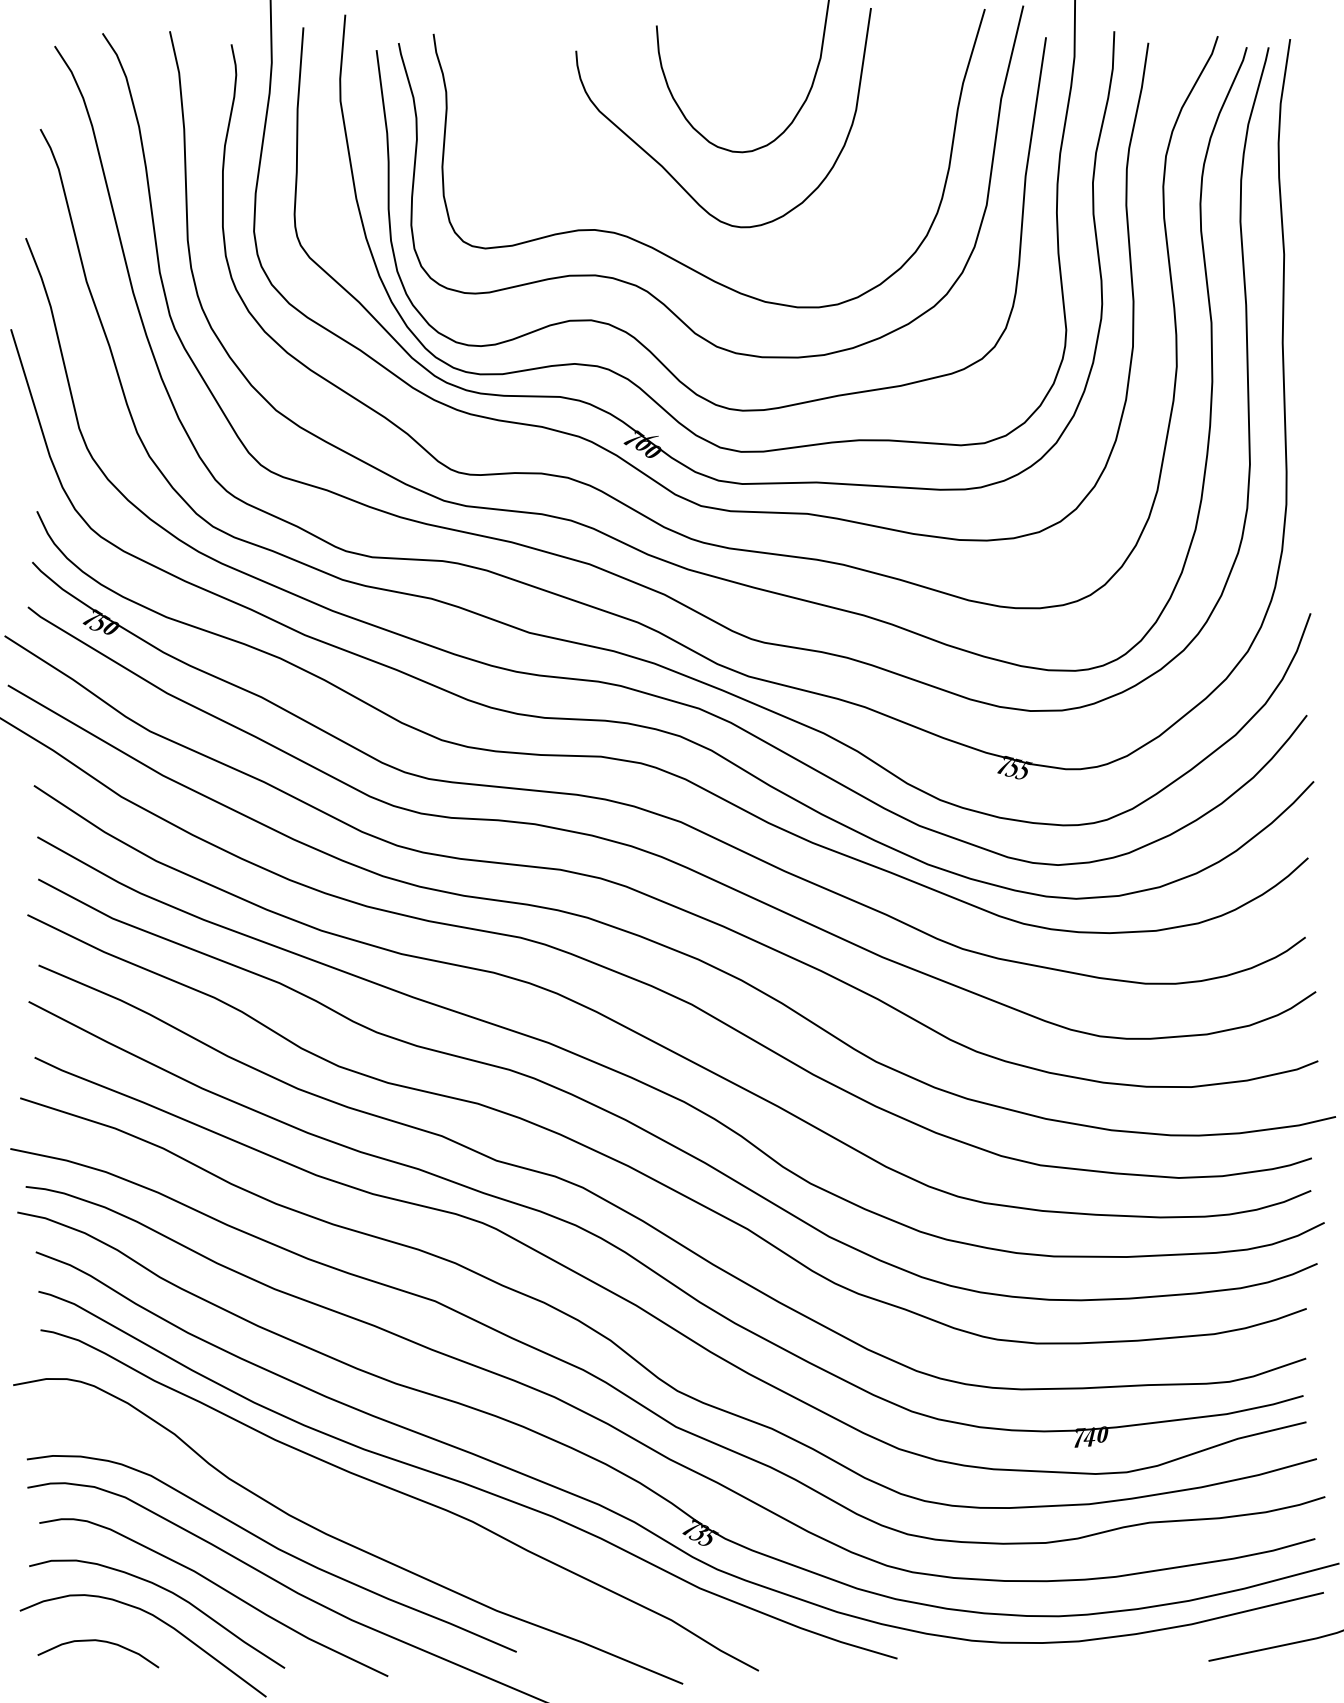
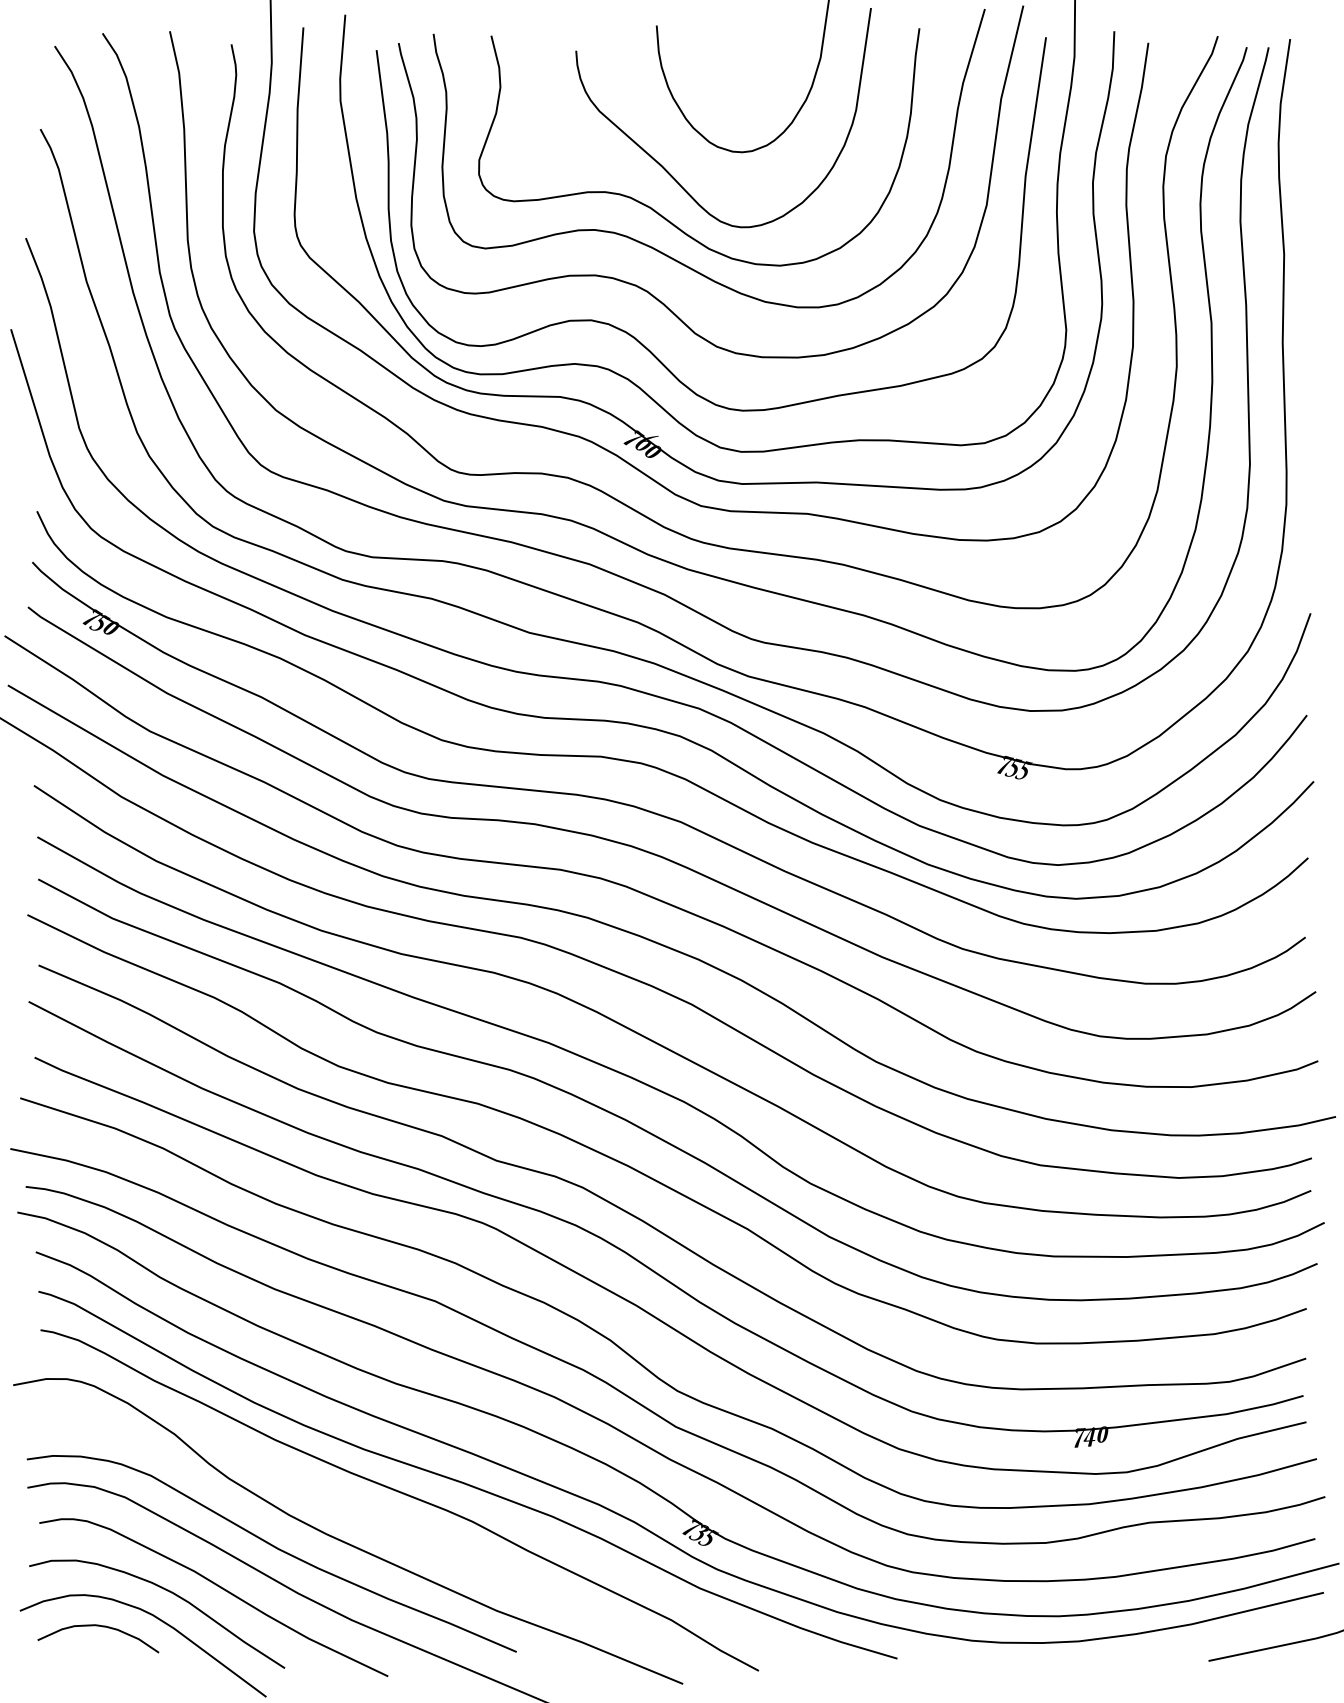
curve: none -> present (653, 208)
curve position: (102, 1642) -> (102, 1627) (102, 1627)
